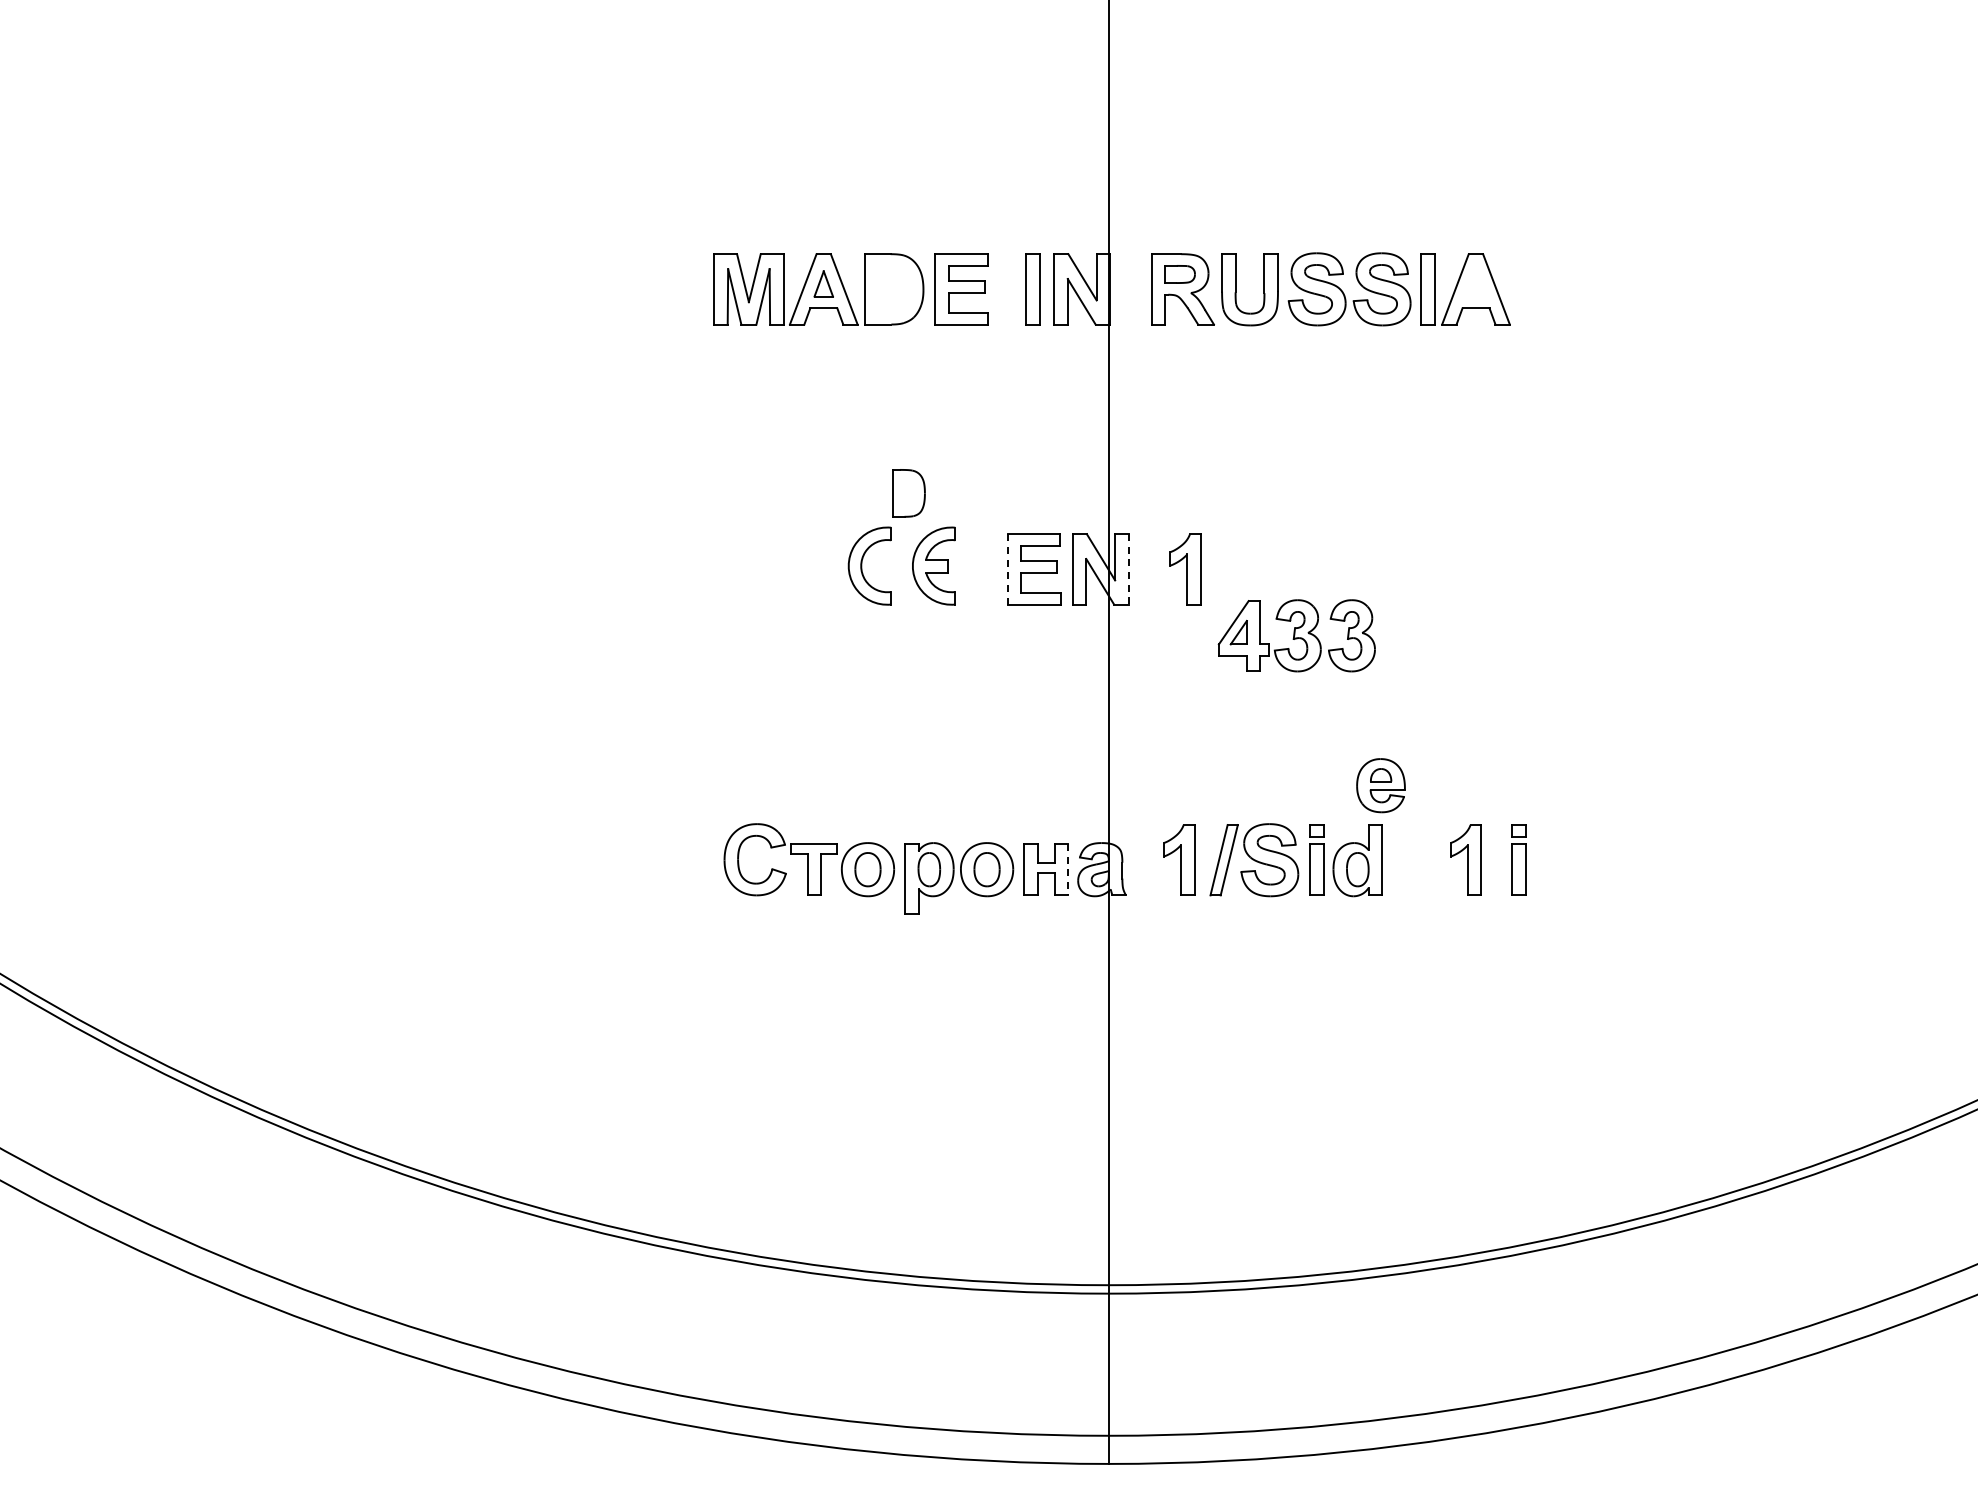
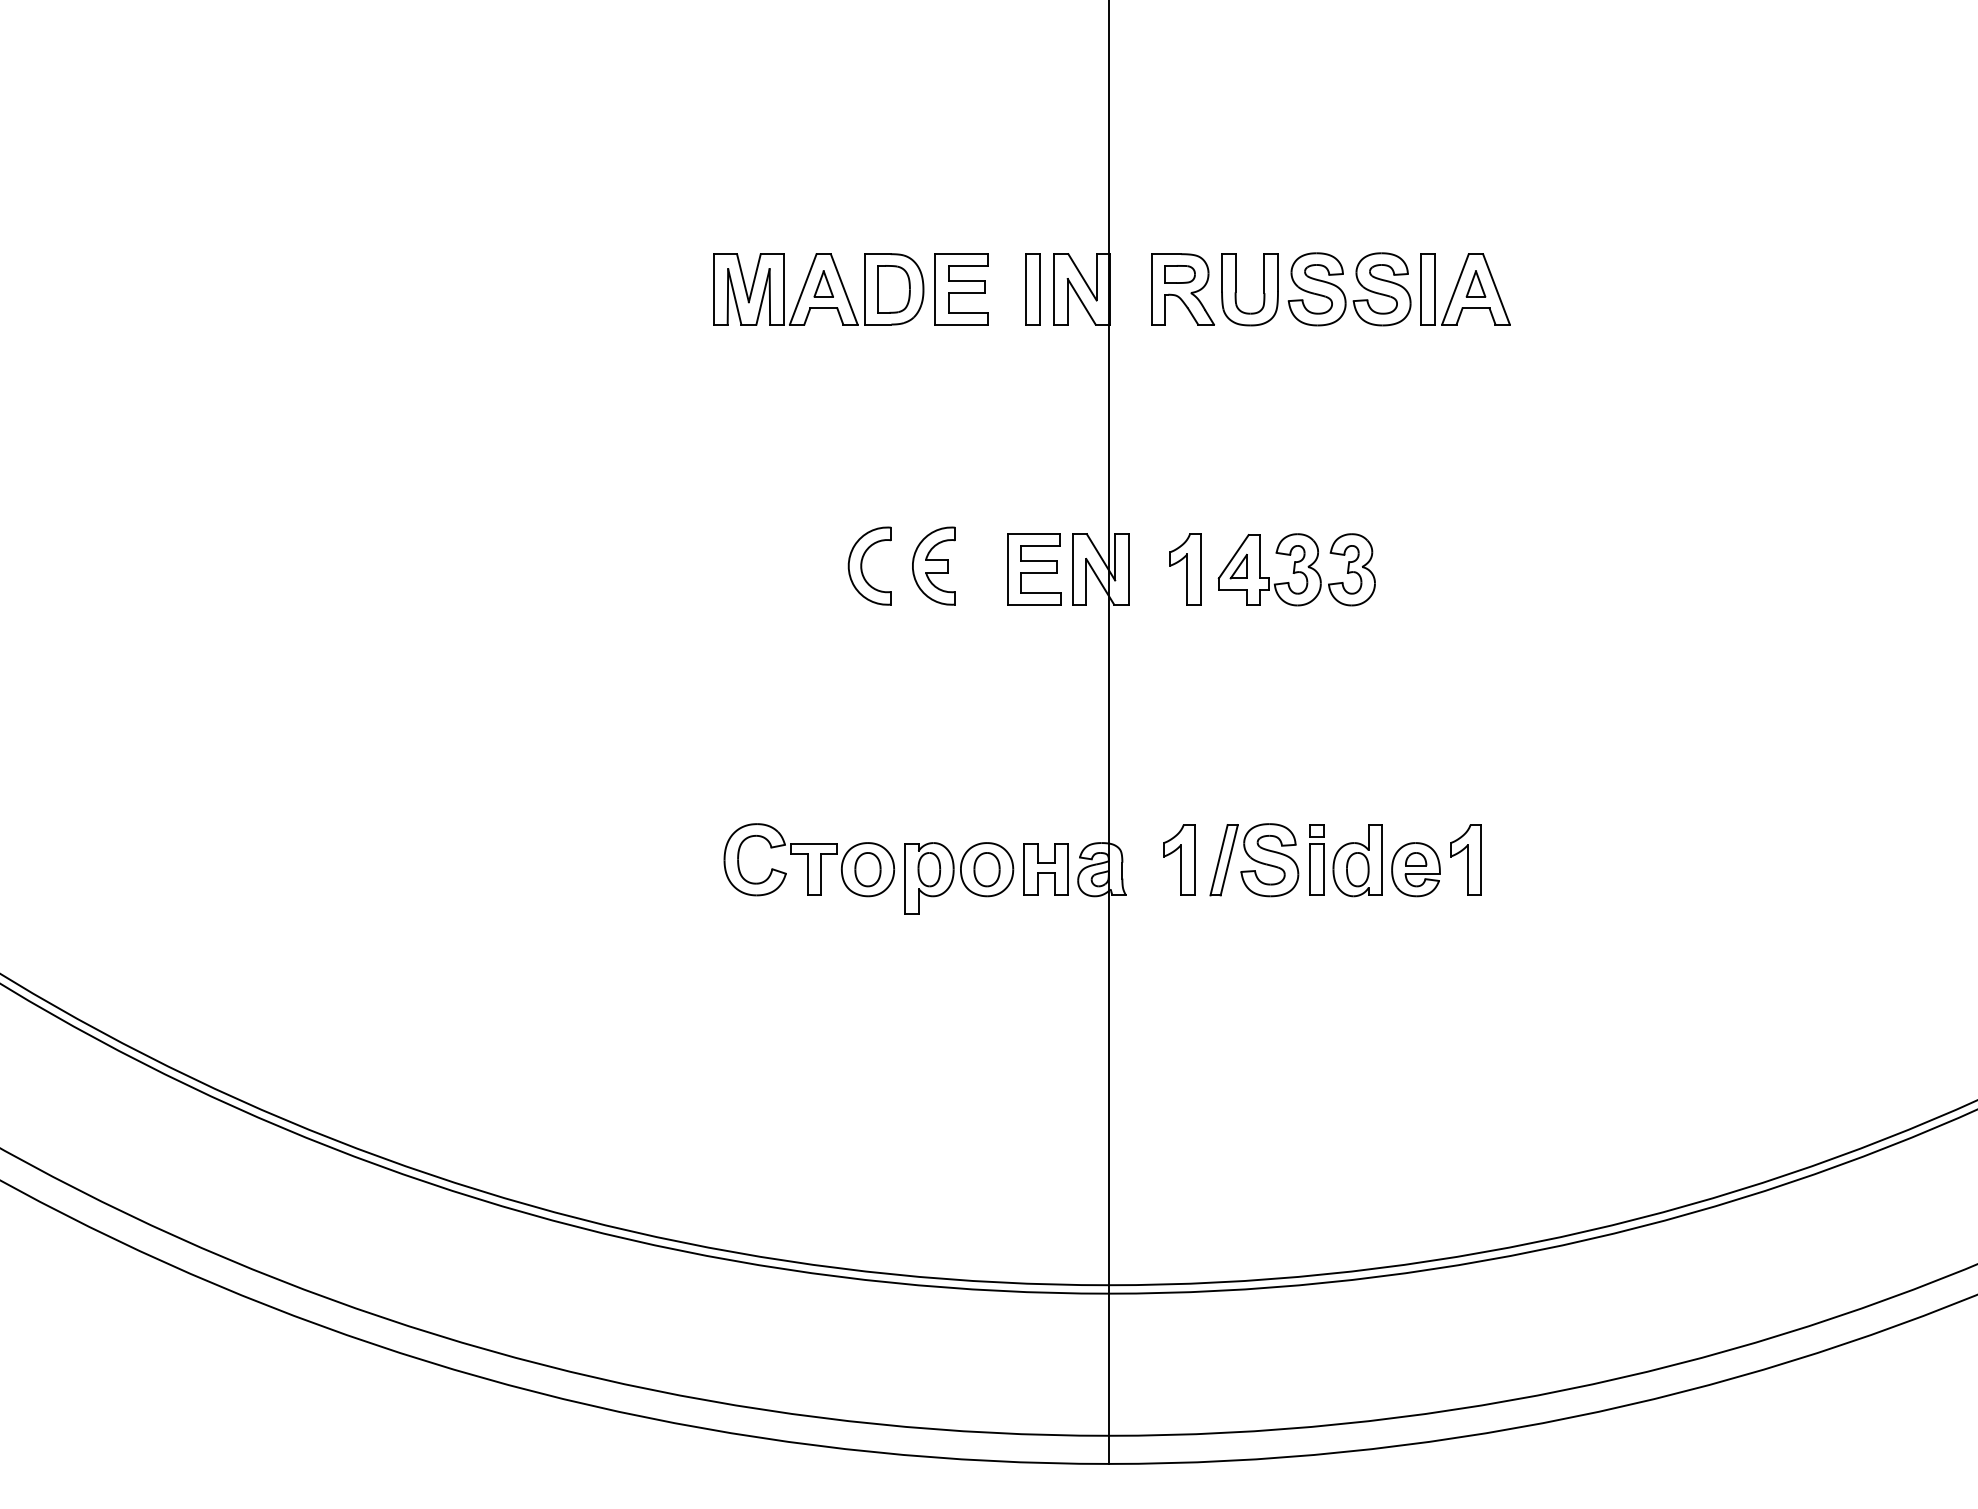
part: none -> present (1475, 283)
part position: (908, 493) -> (893, 289) (893, 289)
line: dashed -> solid (1007, 568)
line: dashed -> solid (1128, 569)
part position: (1296, 635) -> (1296, 569) (1296, 569)
part position: (1380, 785) -> (1415, 869) (1415, 869)
part: present -> none (1518, 859)
line: dashed -> solid (1068, 869)
